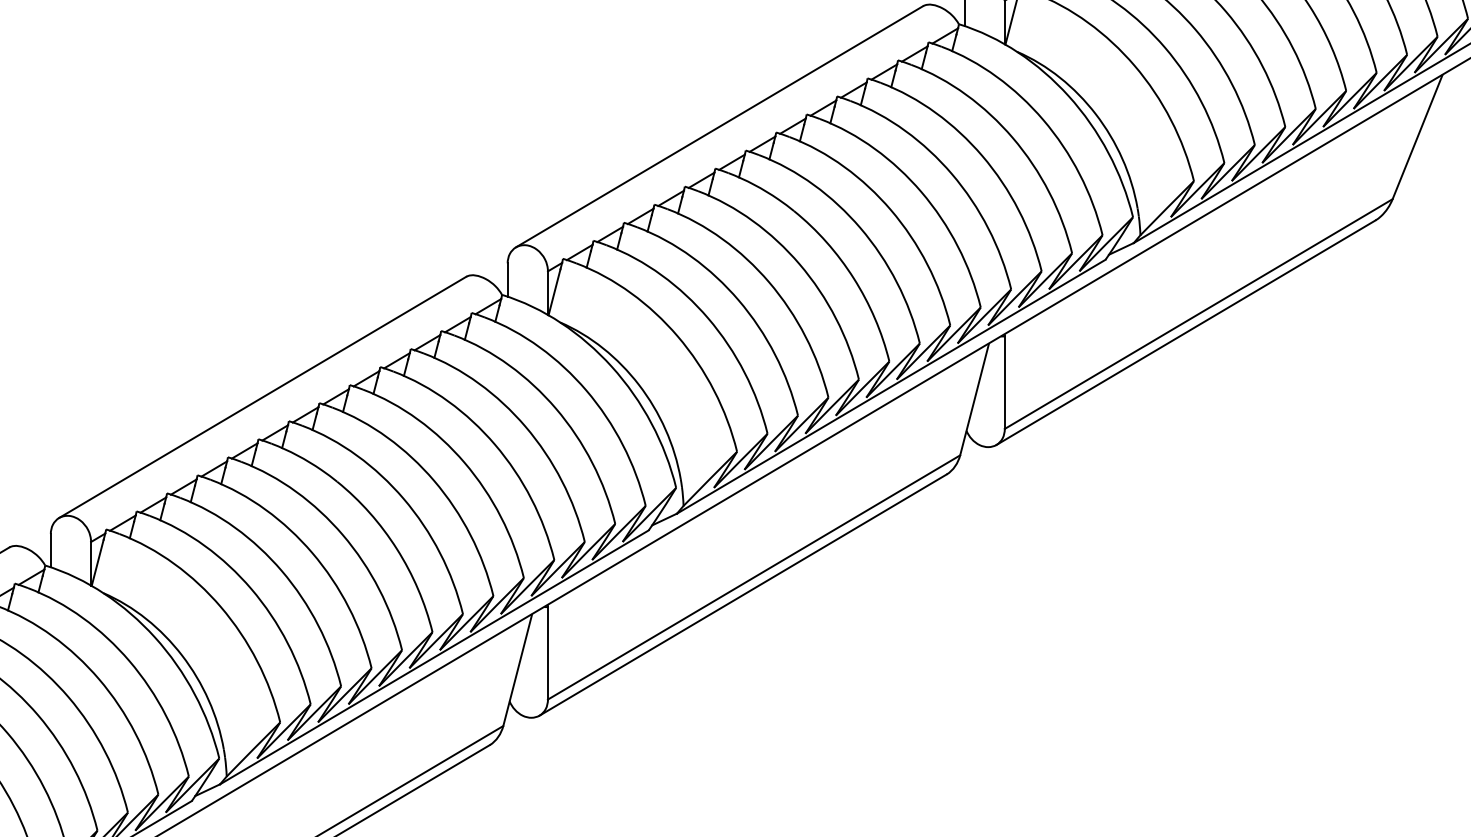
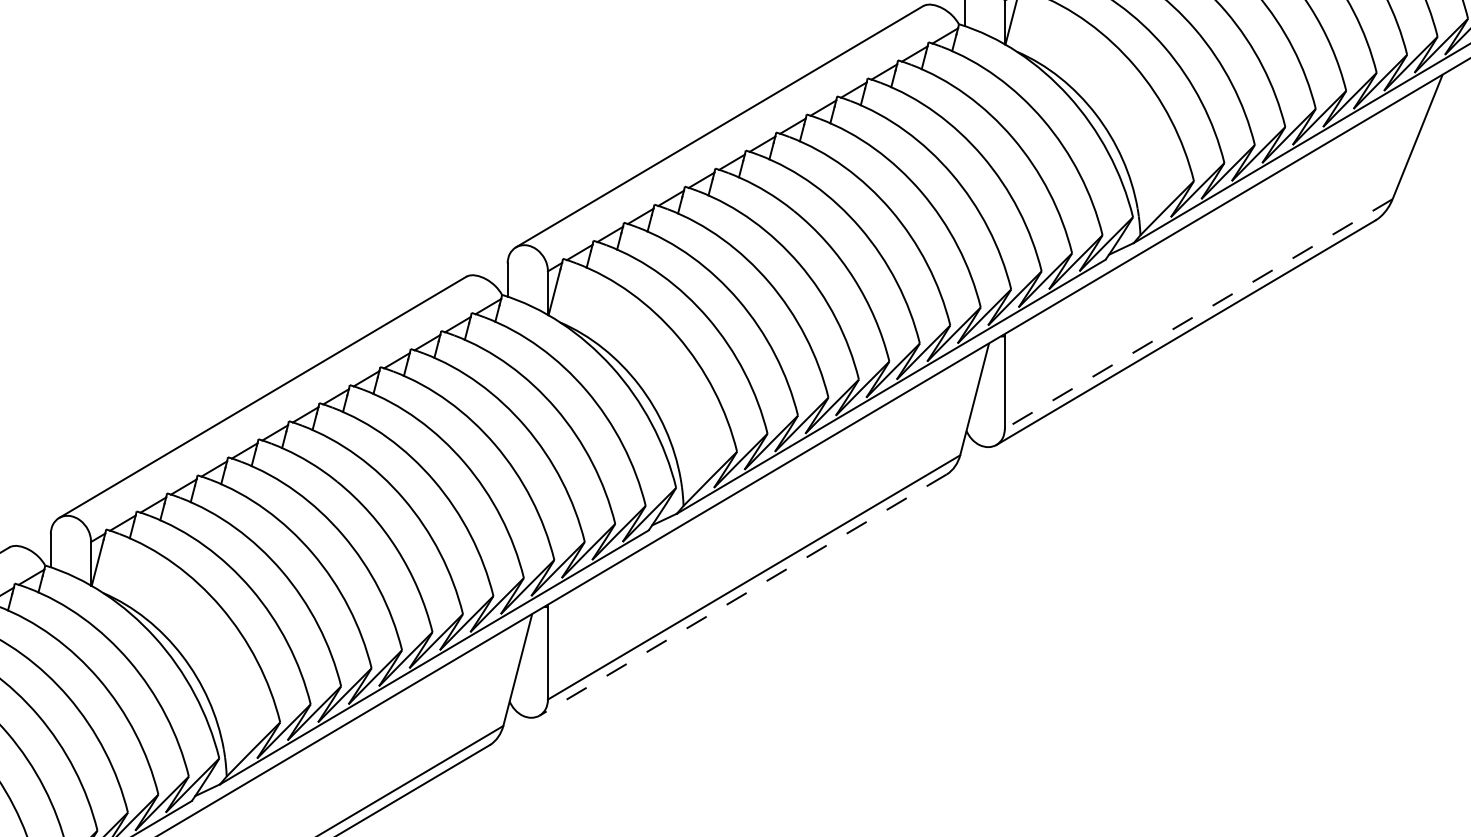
line: solid -> dashed (1198, 314)
line: solid -> dashed (743, 595)
